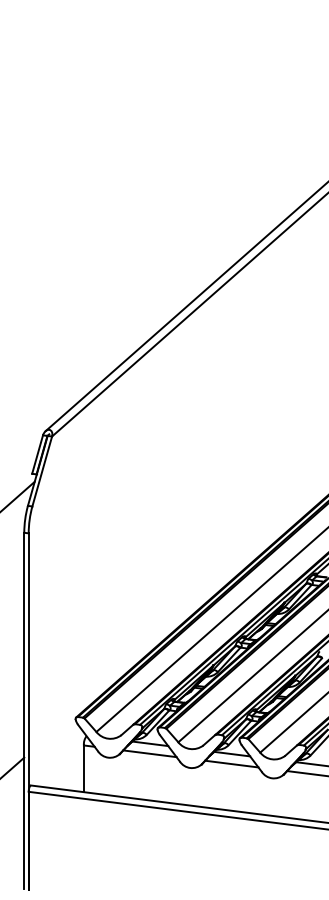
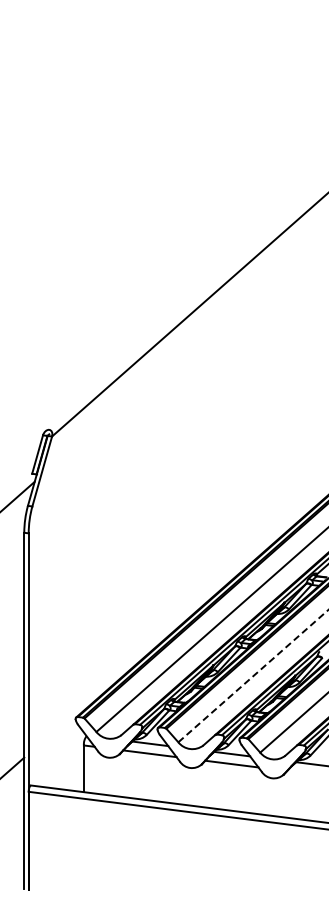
line: present -> none (185, 307)
line: solid -> dashed (254, 675)
line: present -> none (306, 773)
